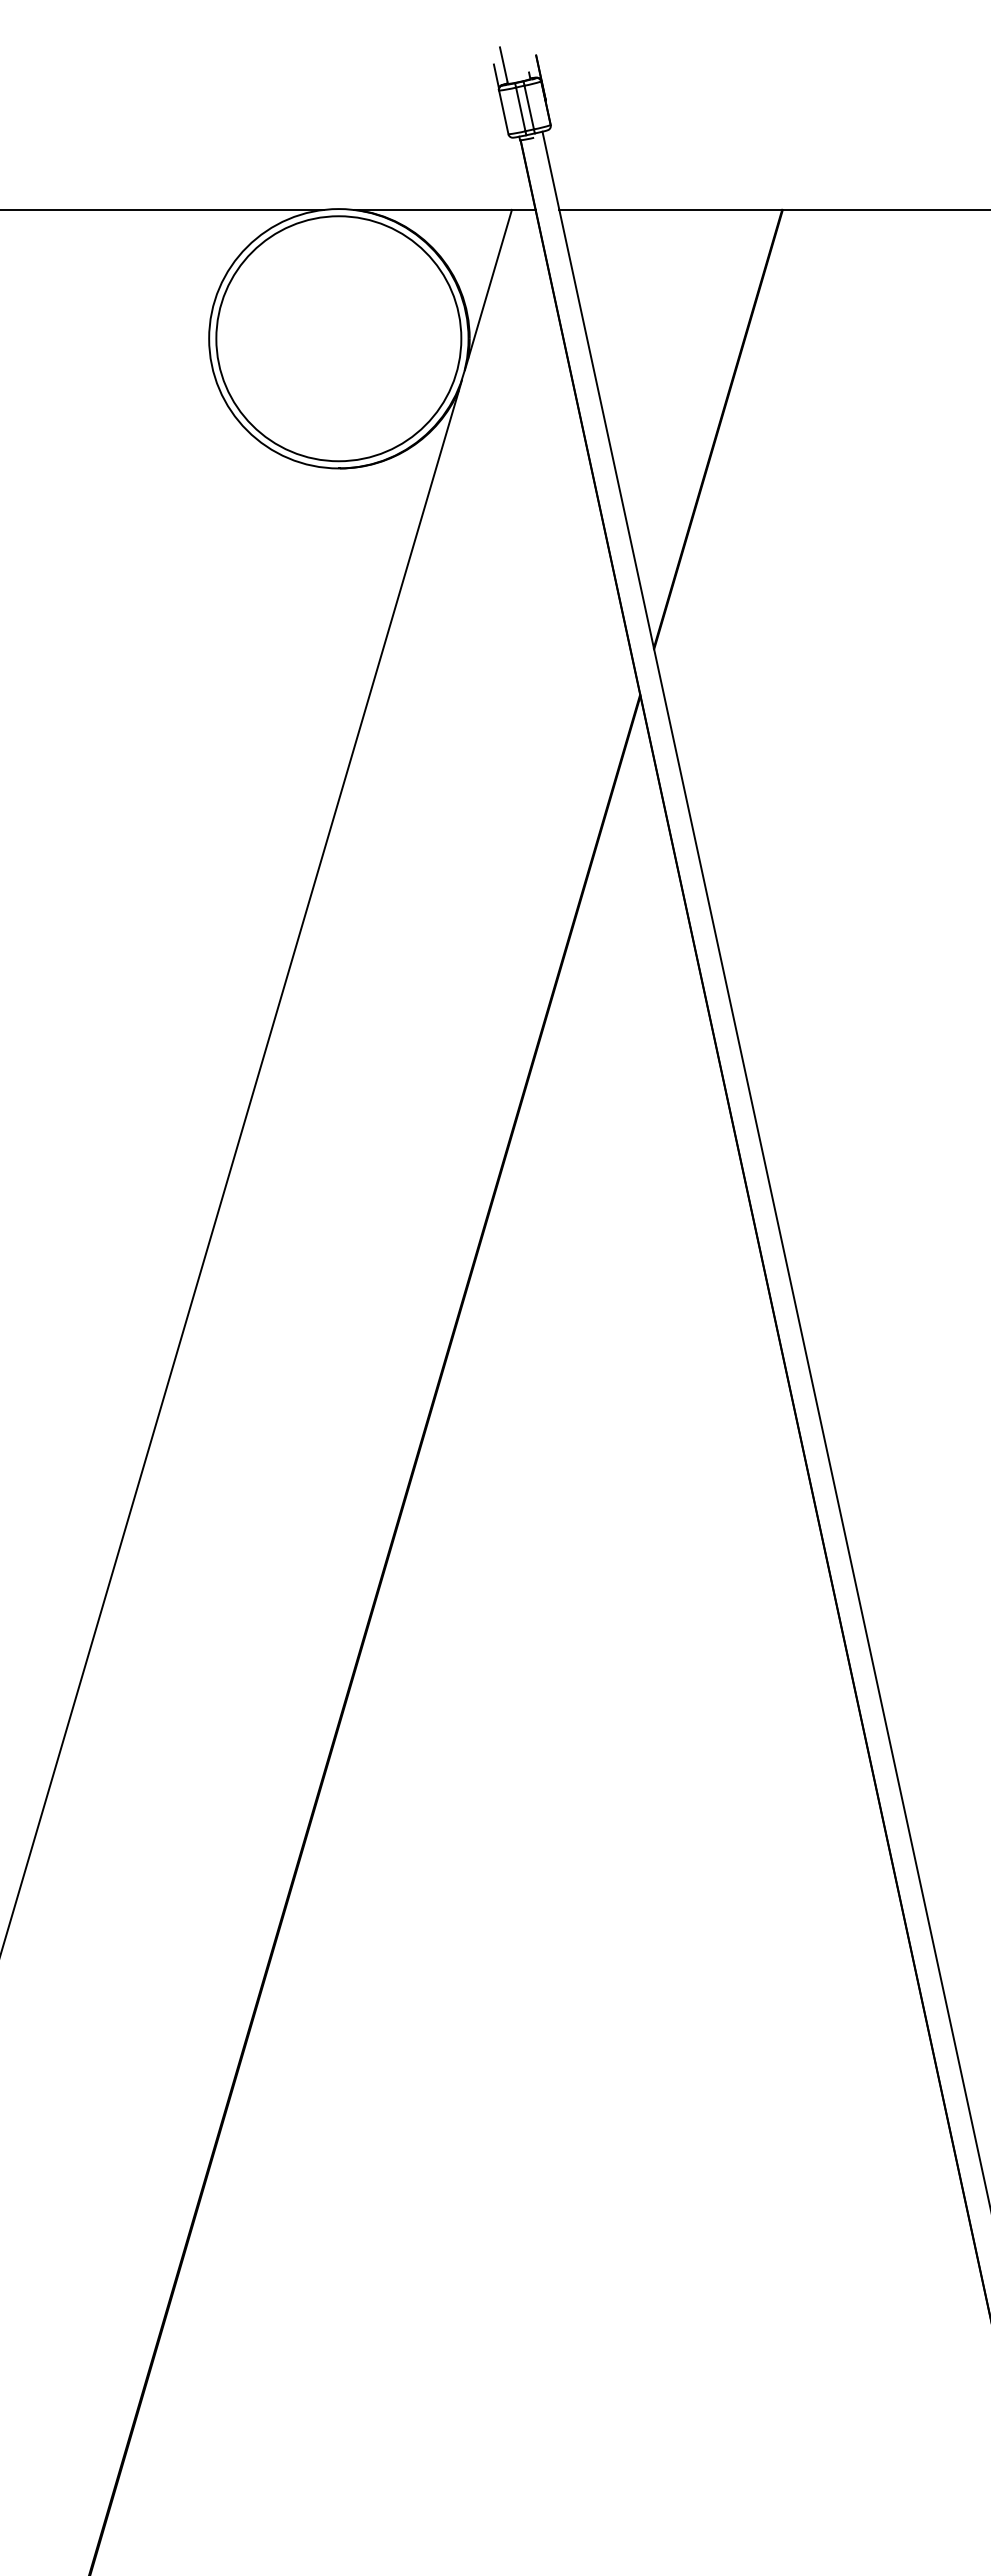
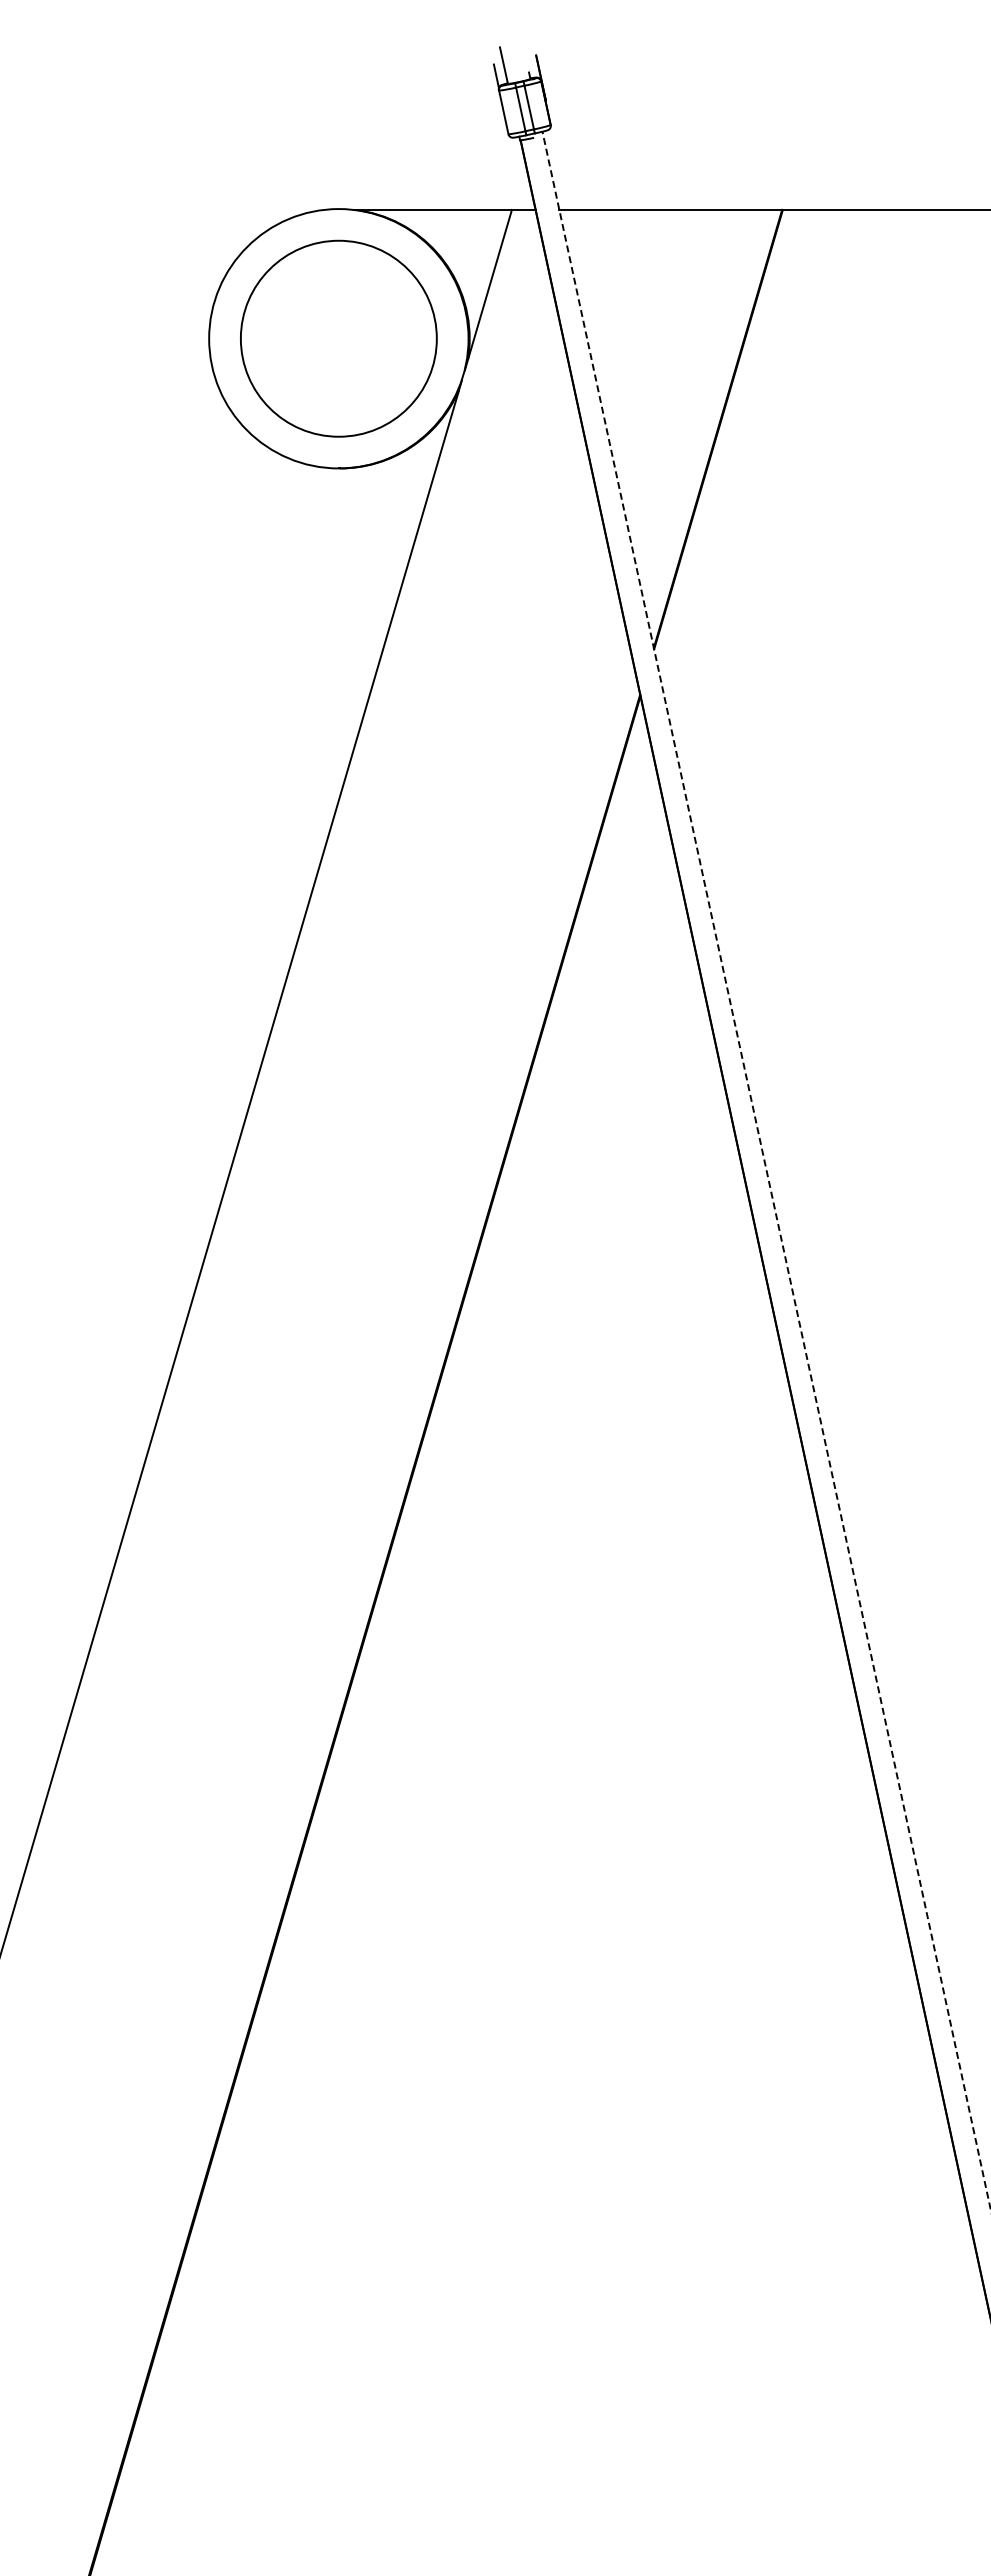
line: present -> none (163, 209)
circle diameter: 245 px -> 196 px (338, 338)
line: solid -> dashed (766, 1170)
